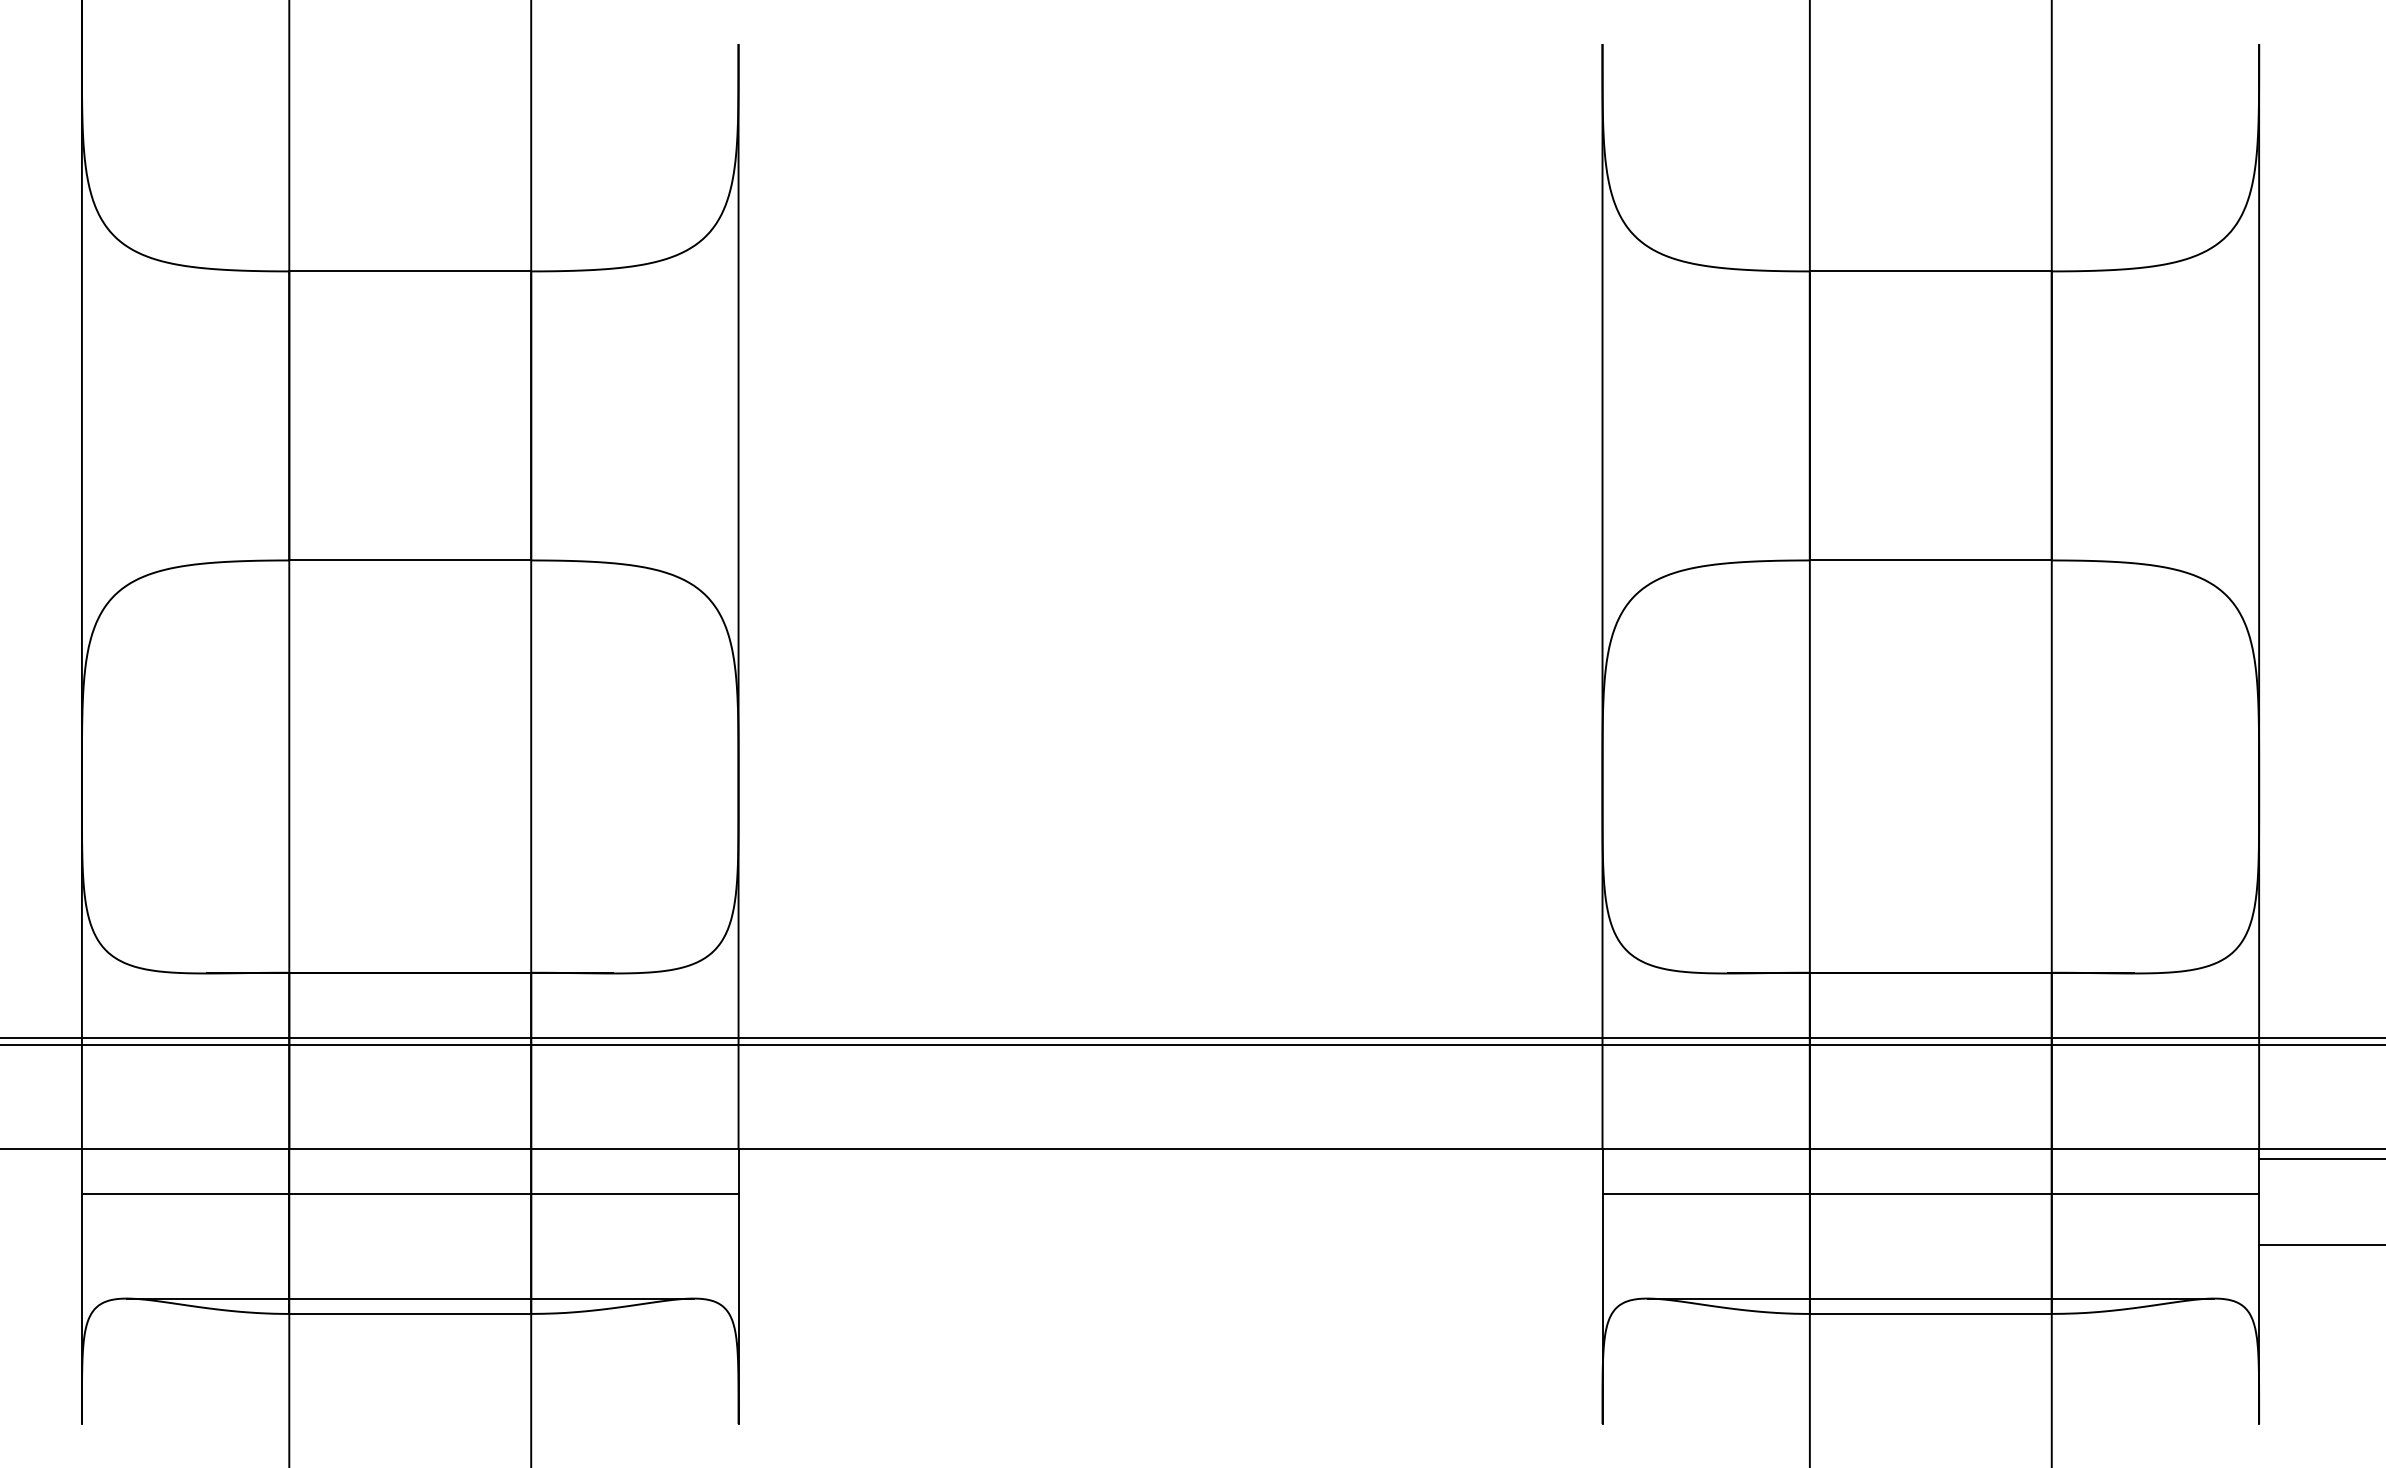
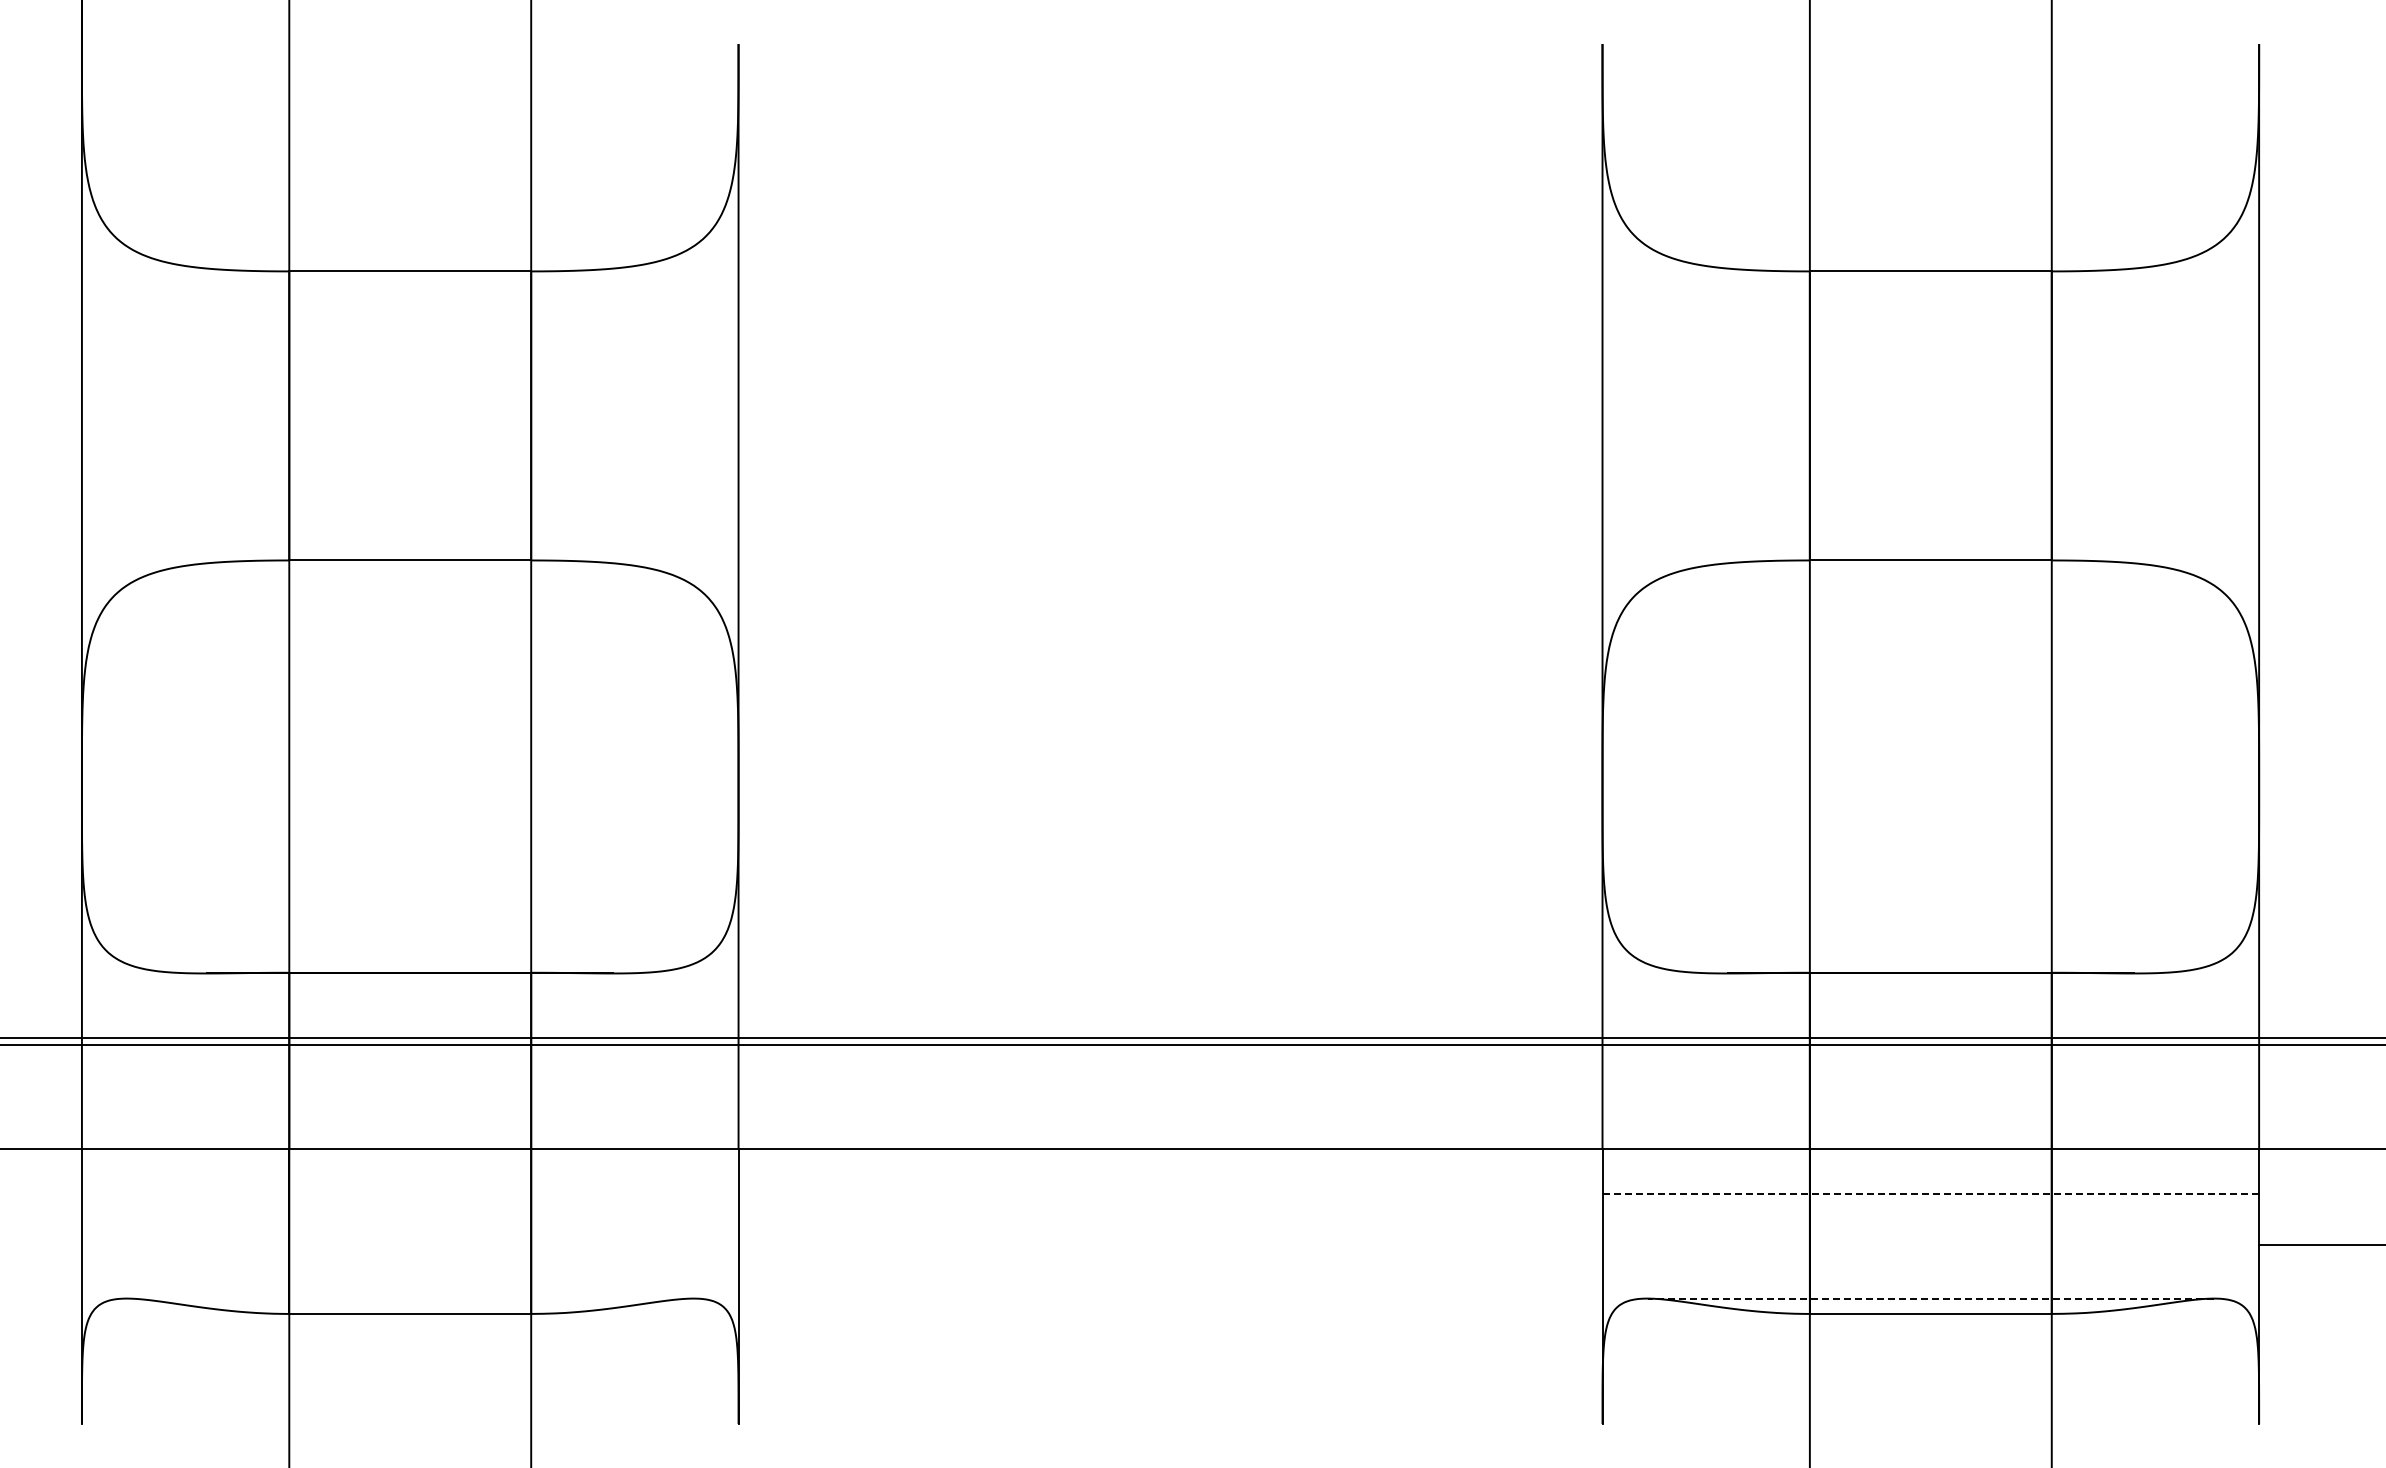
line: present -> none (2320, 1158)
line: present -> none (409, 1193)
line: solid -> dashed (1931, 1193)
line: present -> none (410, 1298)
line: solid -> dashed (1930, 1298)
